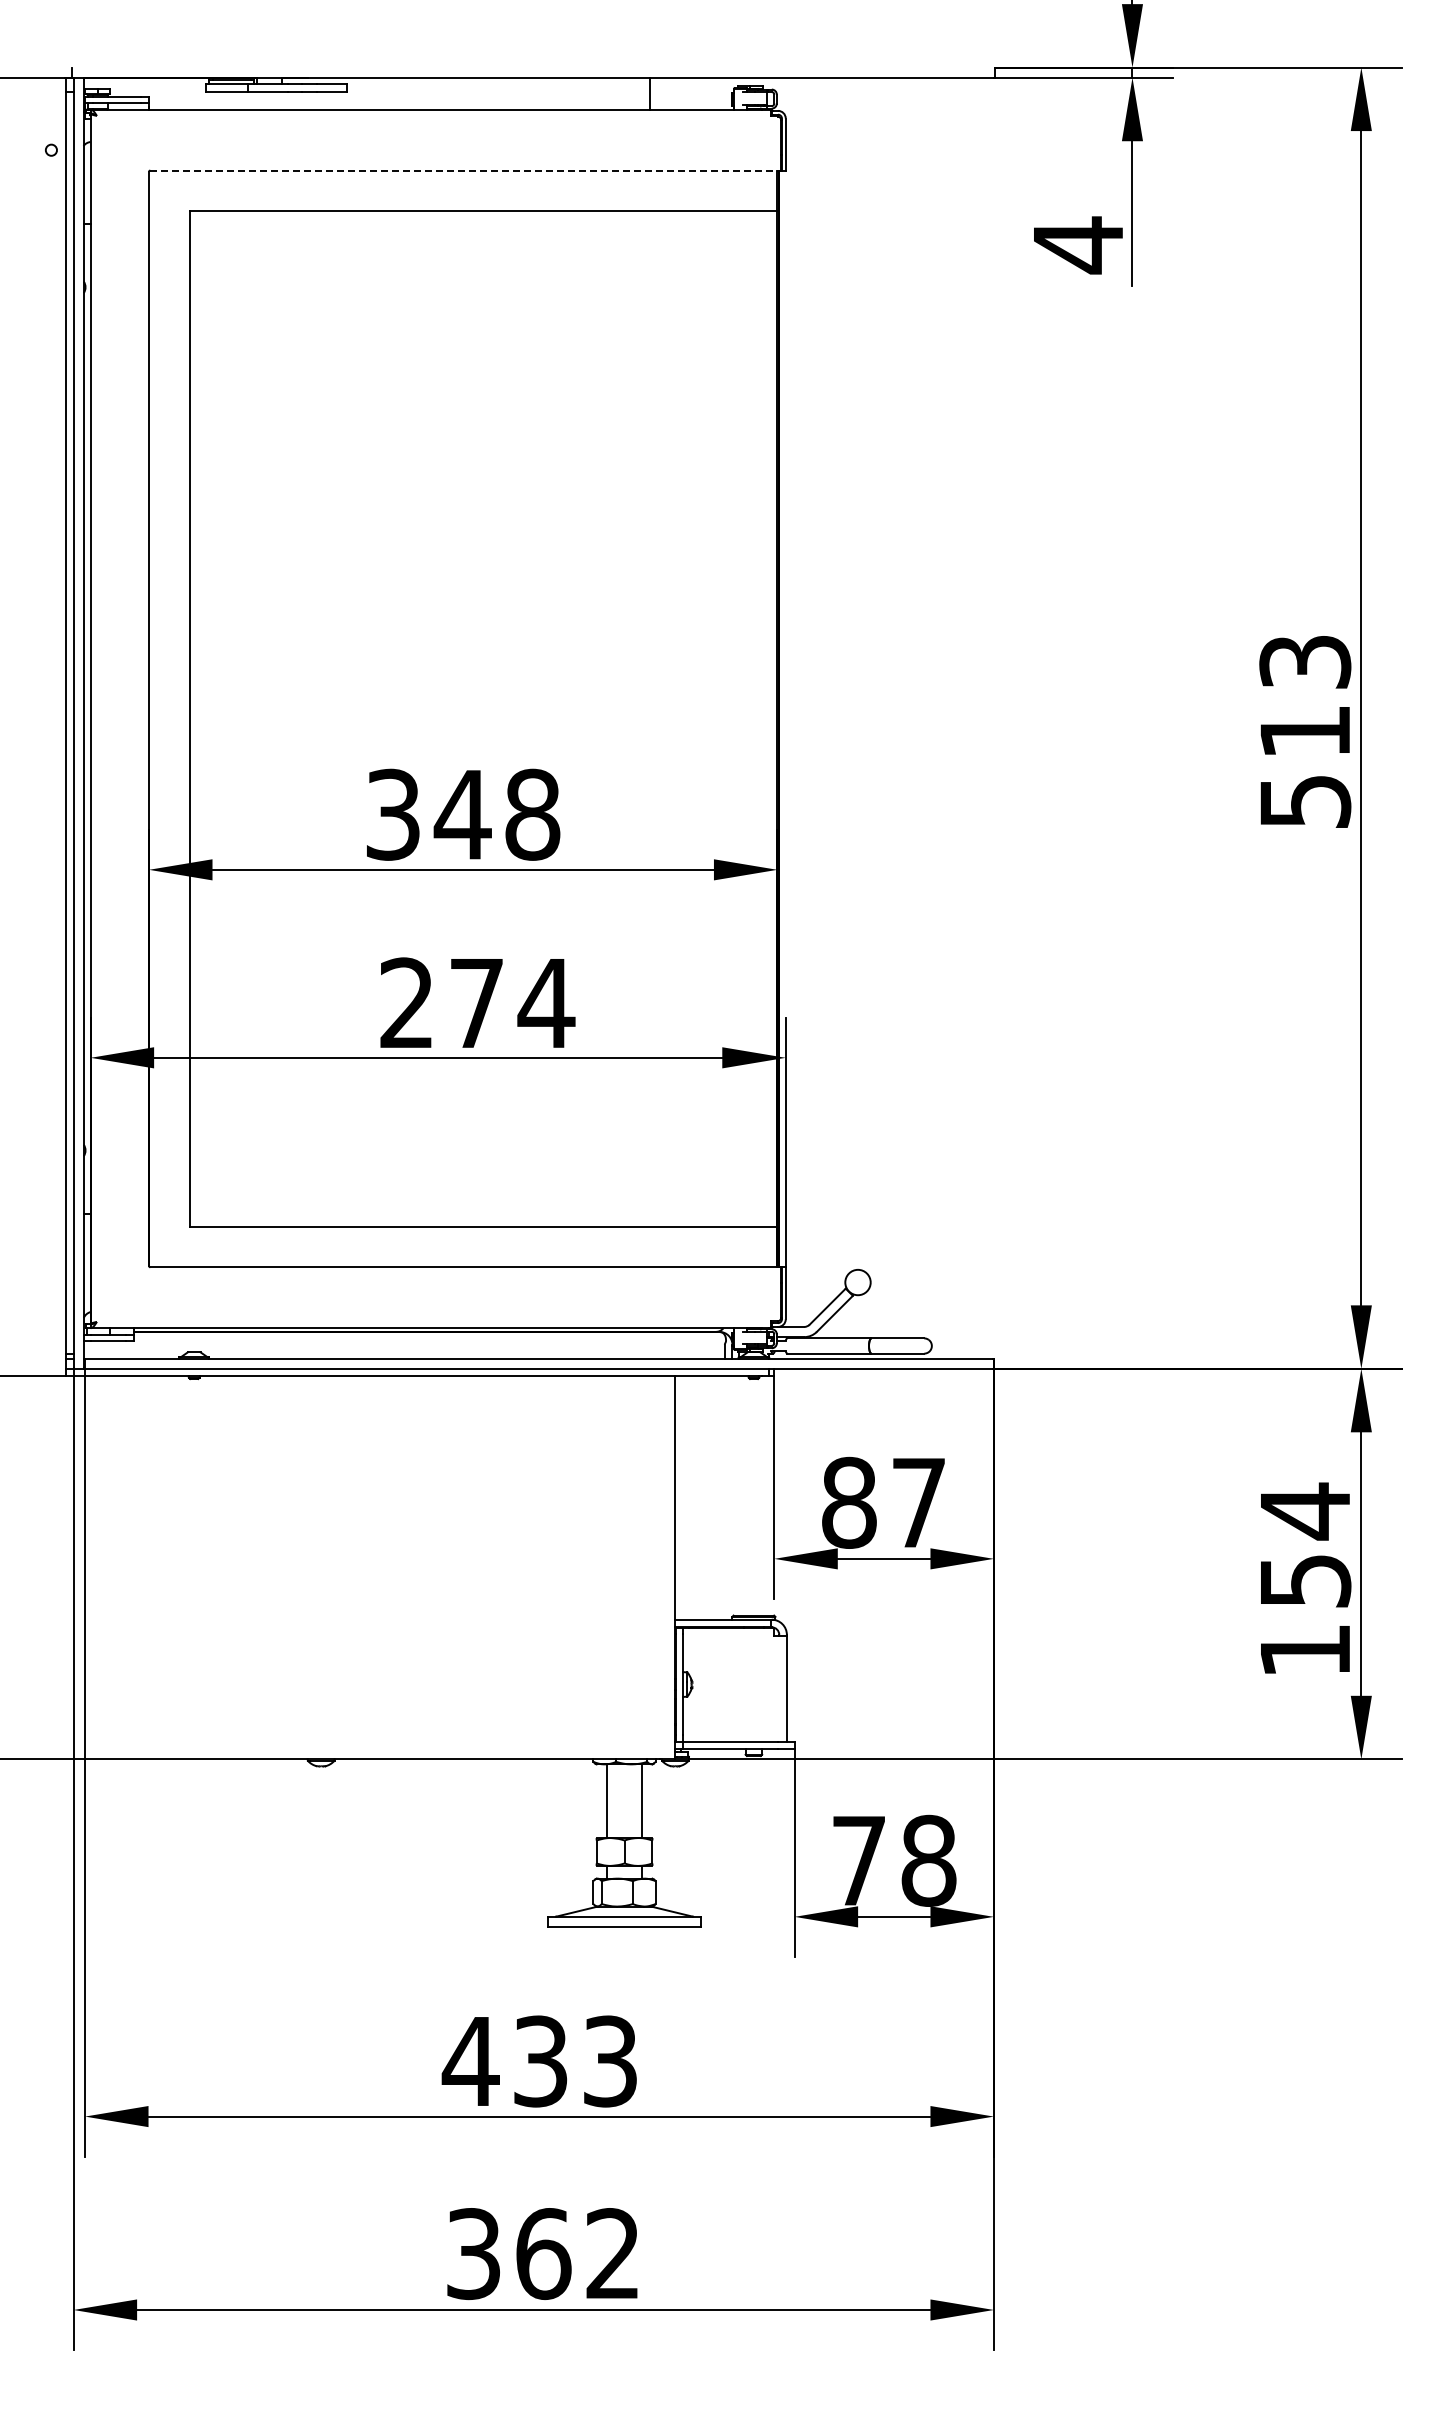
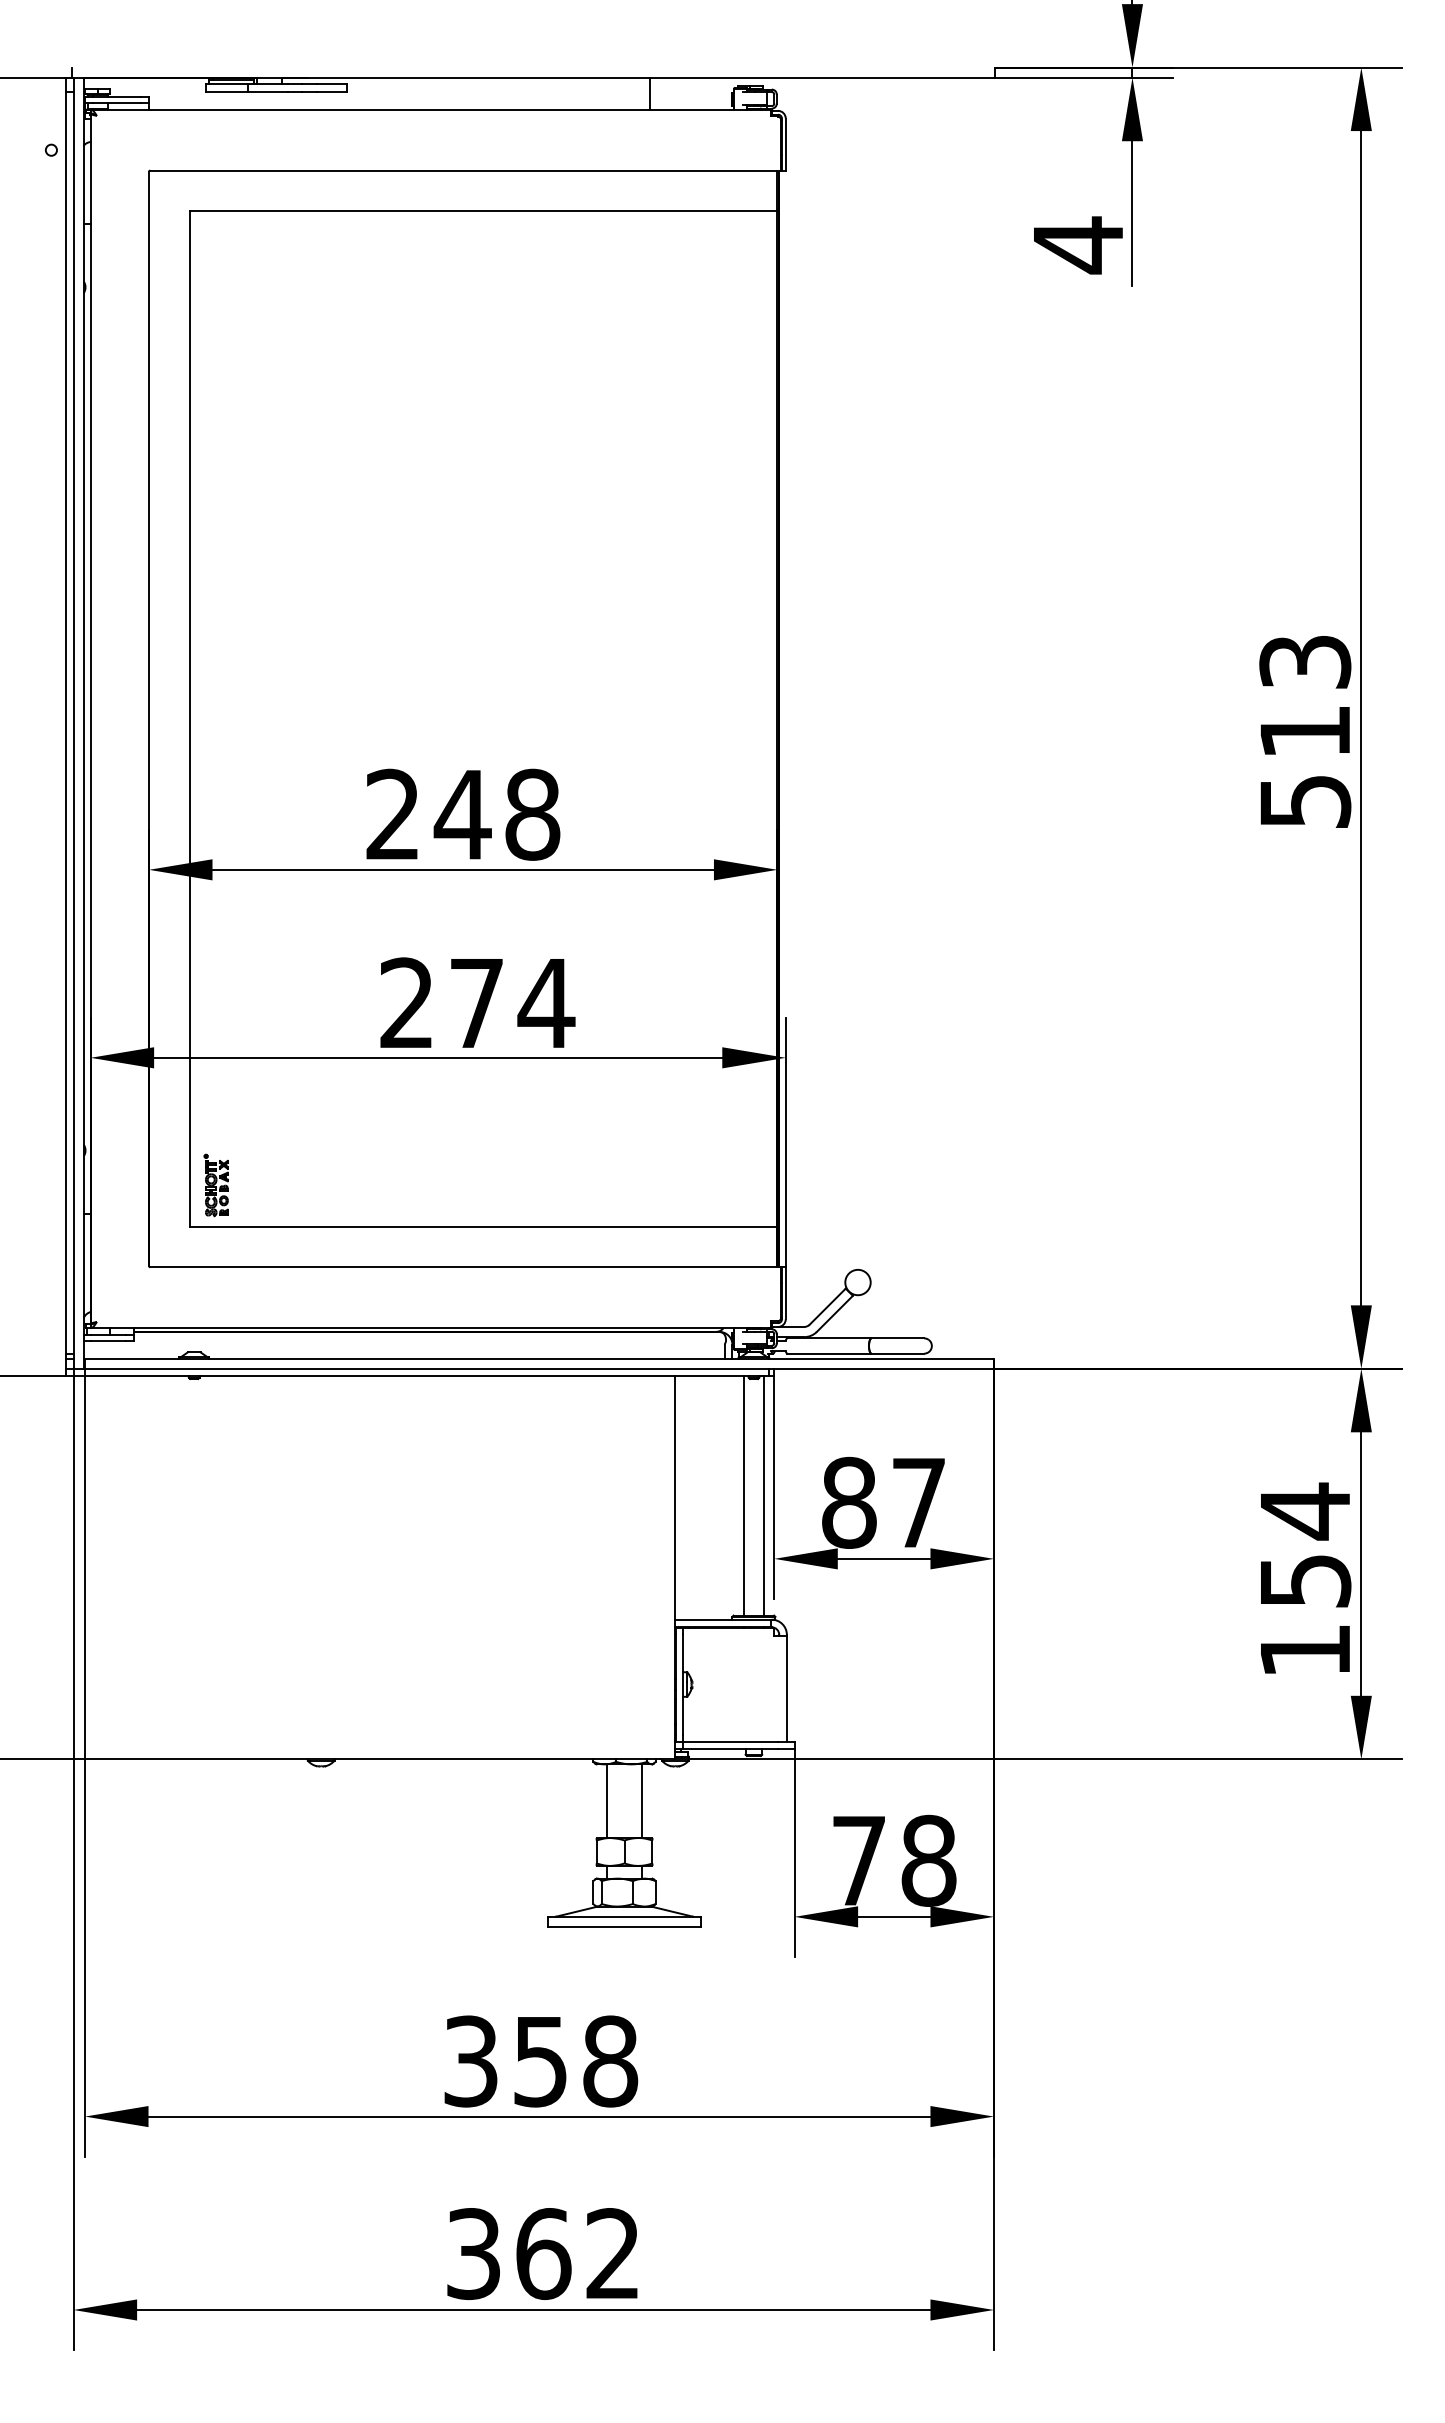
line: dashed -> solid (466, 170)
text: 348 -> 248 (392, 814)
part: none -> present (215, 1185)
line: none -> present (743, 1495)
line: none -> present (764, 1495)
text: 433 -> 358 (539, 2061)
